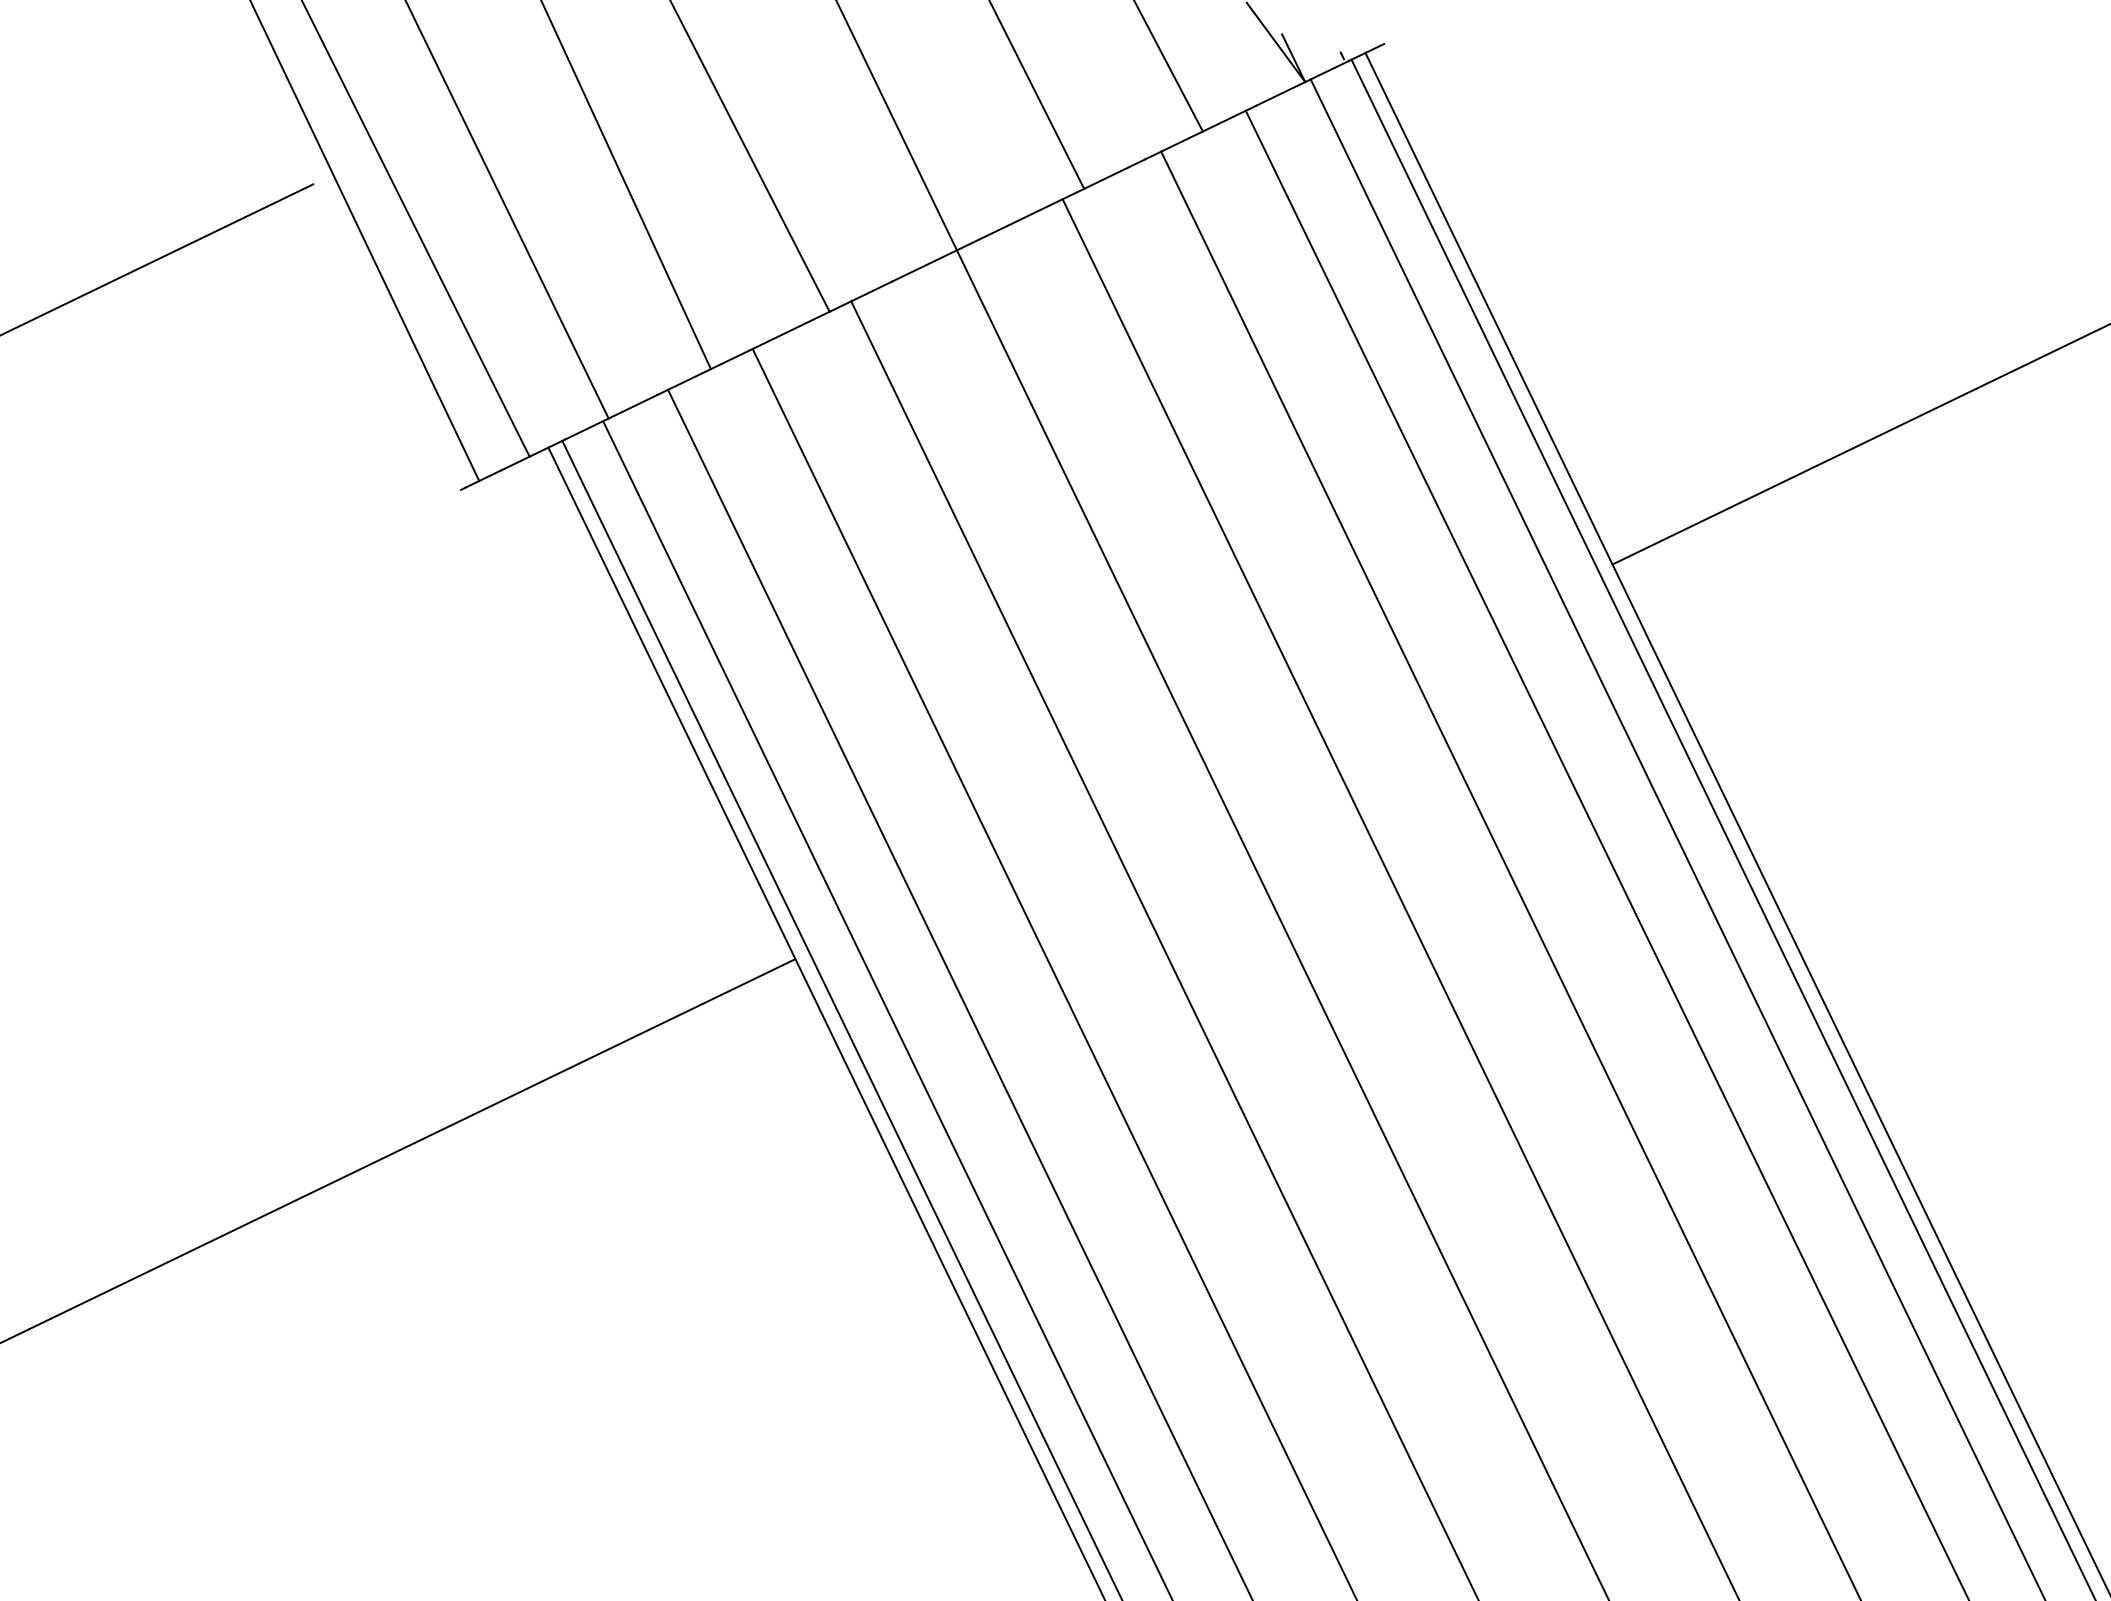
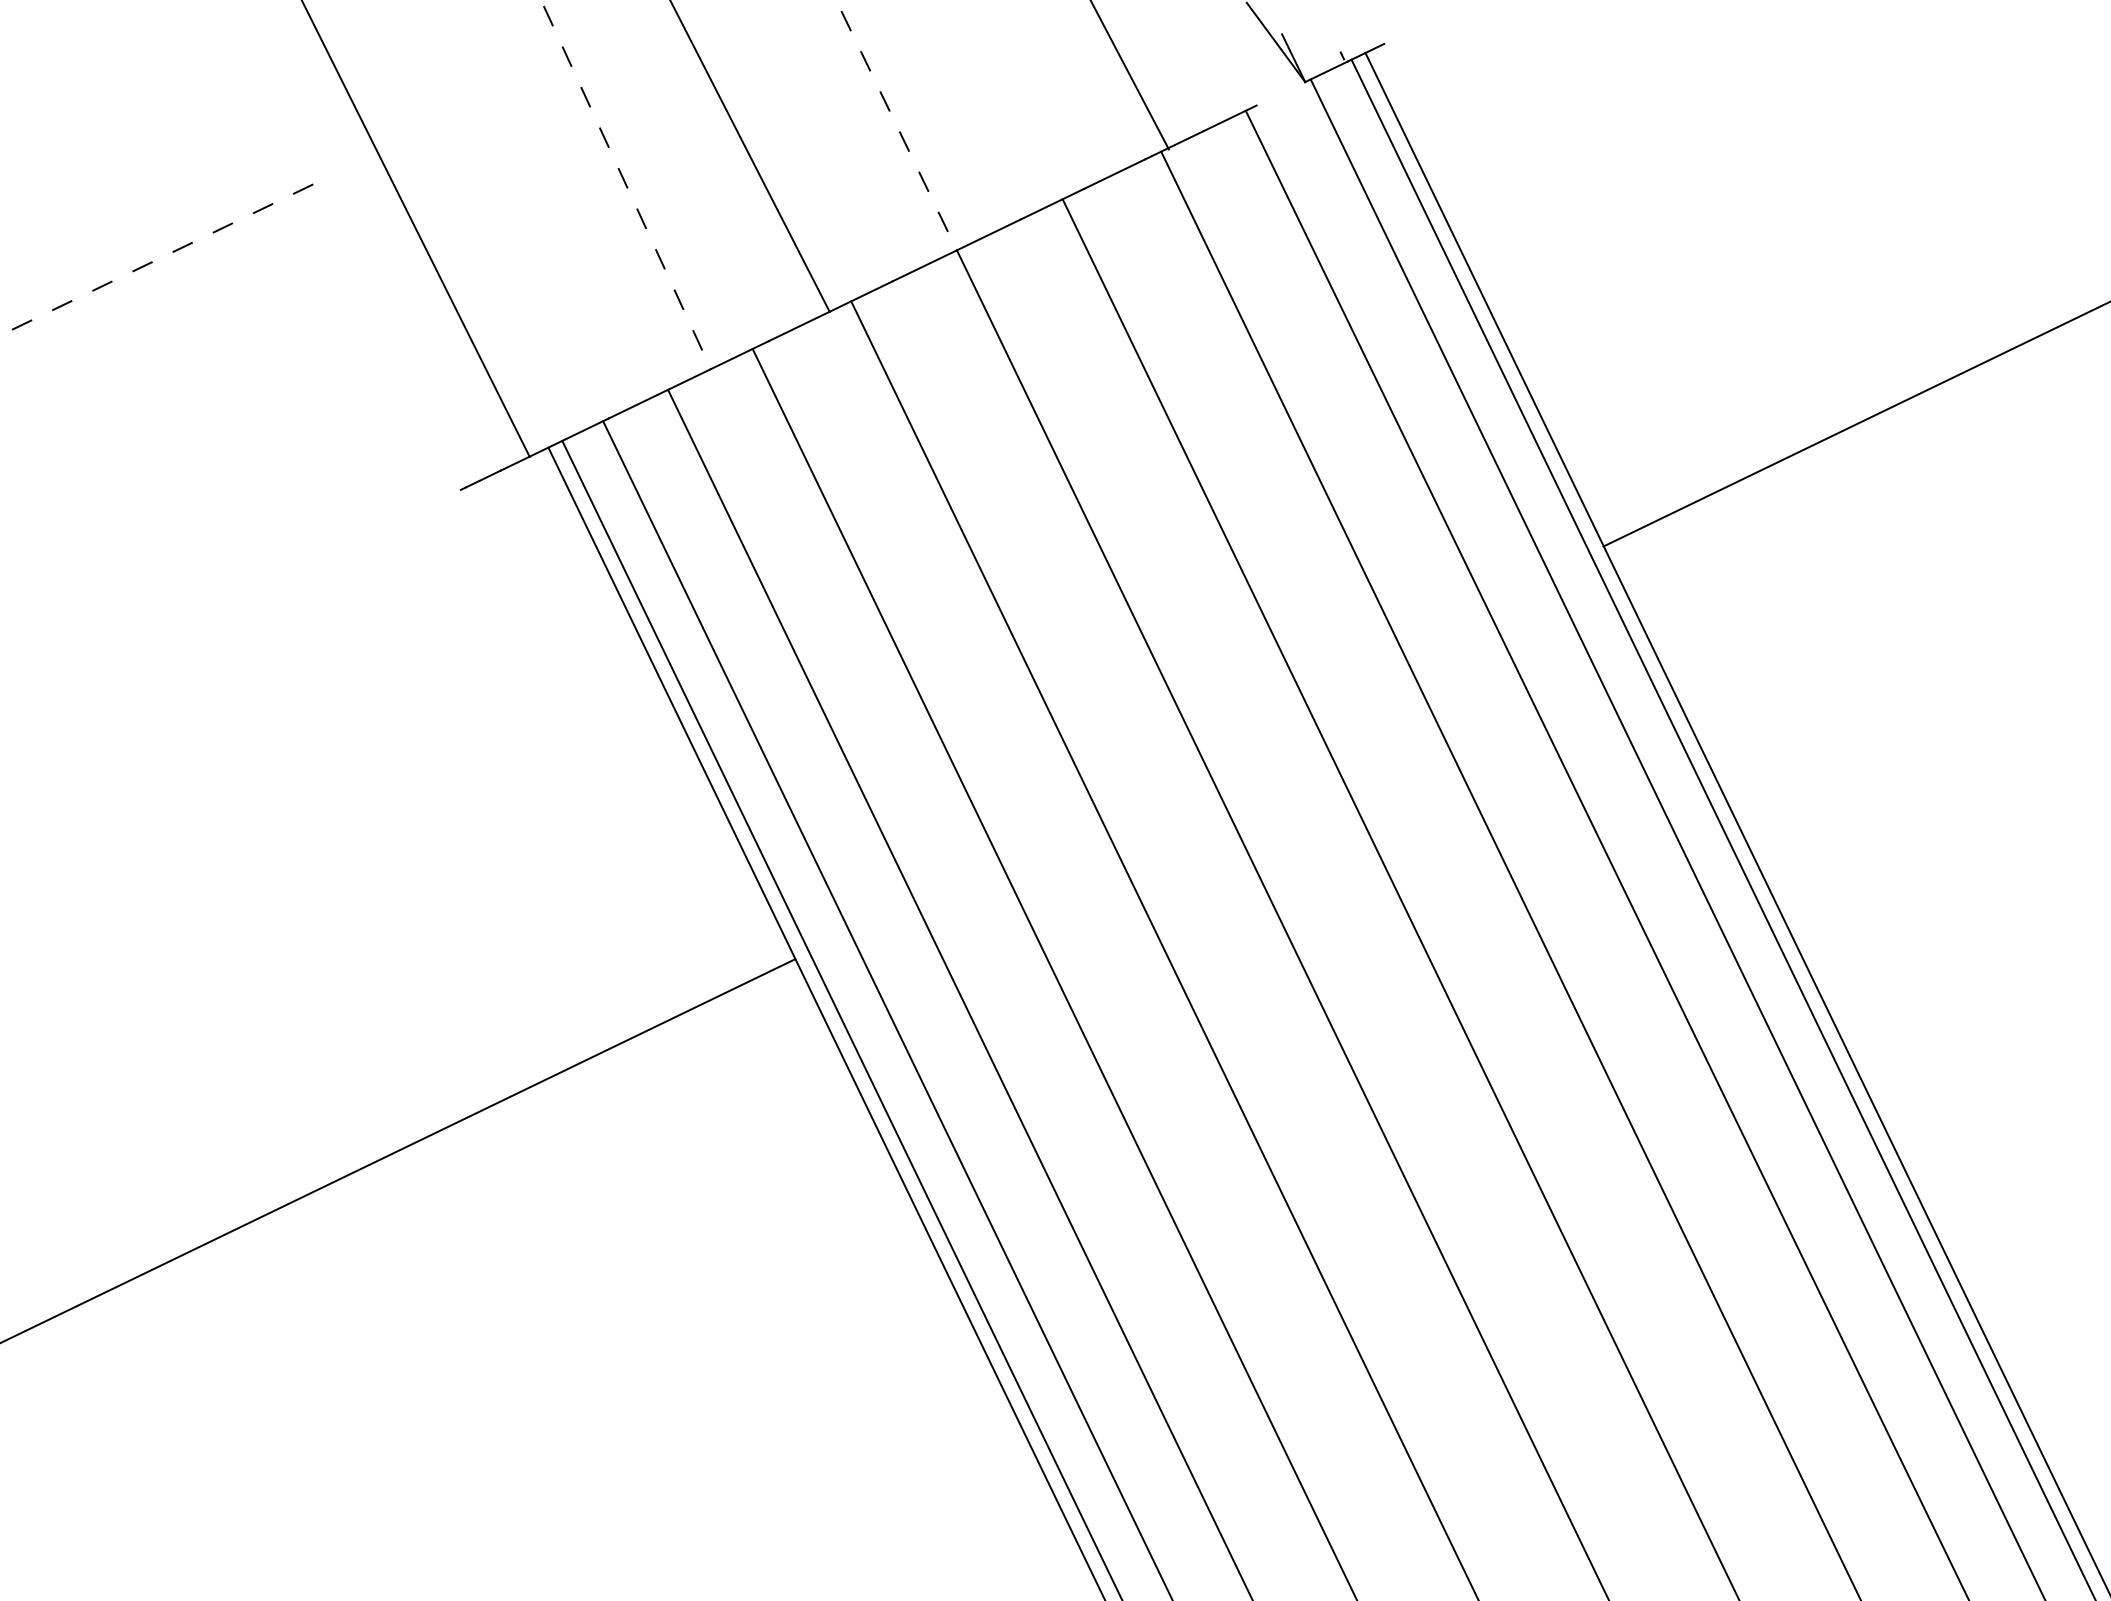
line position: (1168, 66) -> (1129, 75) (1129, 75)
line: present -> none (1280, 93)
line: present -> none (1037, 95)
line: solid -> dashed (896, 125)
line: solid -> dashed (626, 184)
line: present -> none (507, 210)
line: present -> none (365, 241)
line: solid -> dashed (156, 259)
line position: (1859, 444) -> (1855, 424) (1855, 424)
